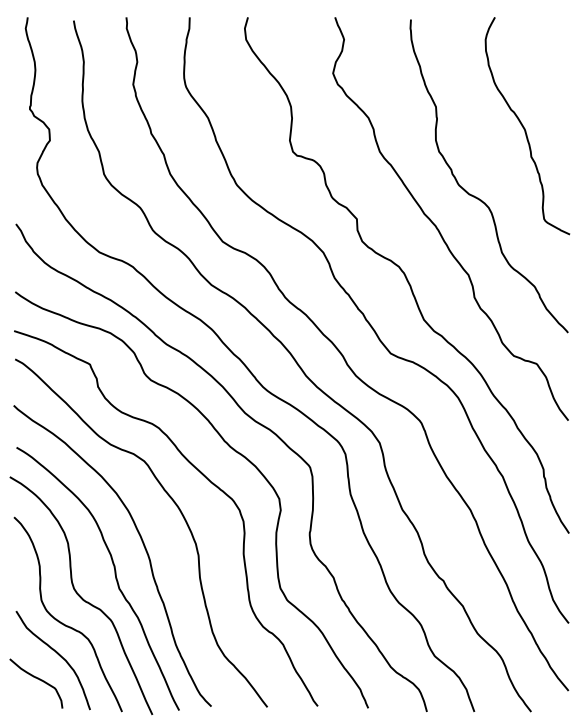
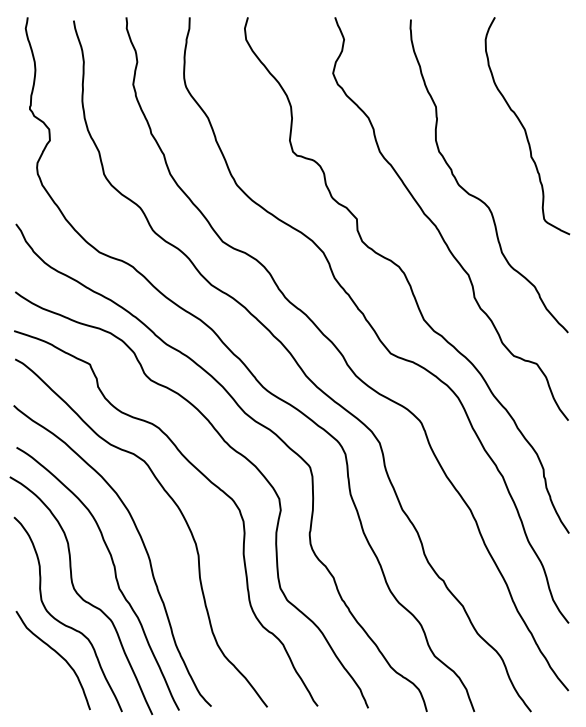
curve: present -> none (37, 679)
